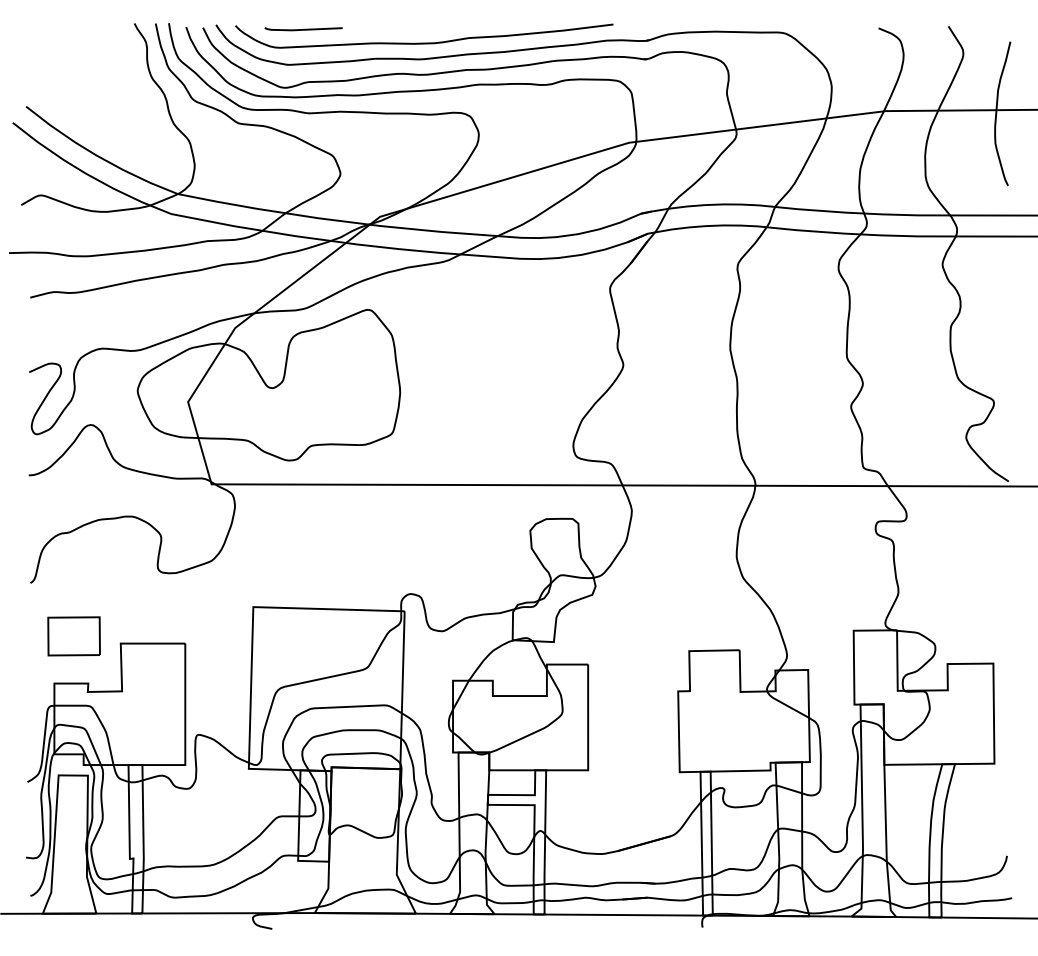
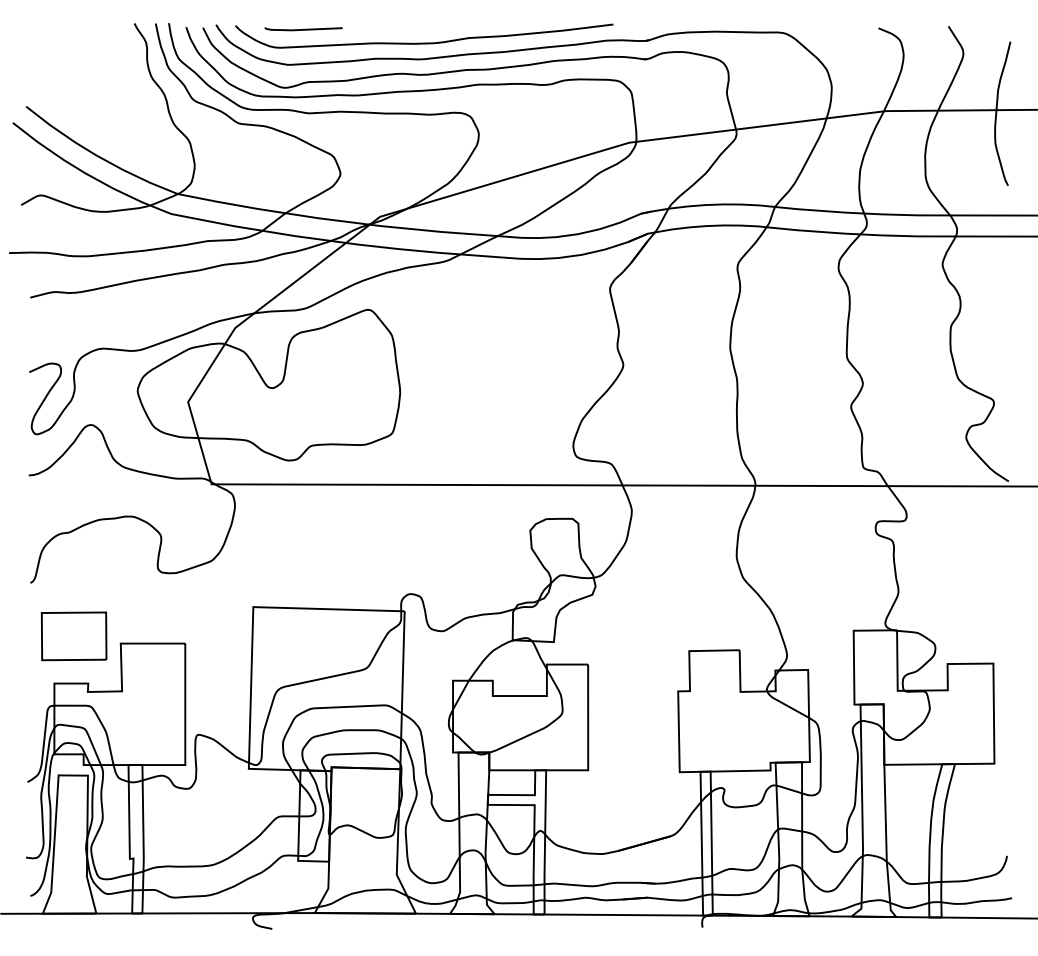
part size: 54x41 px -> 68x51 px (73, 636)
